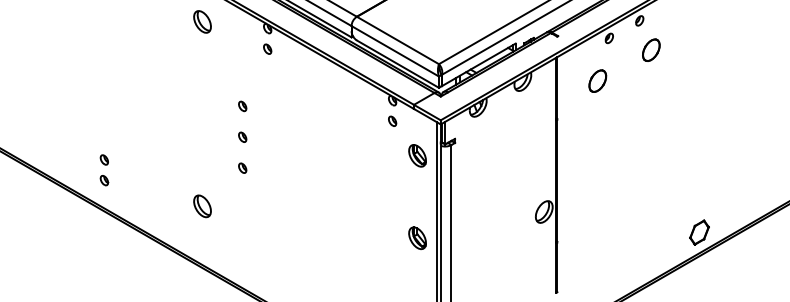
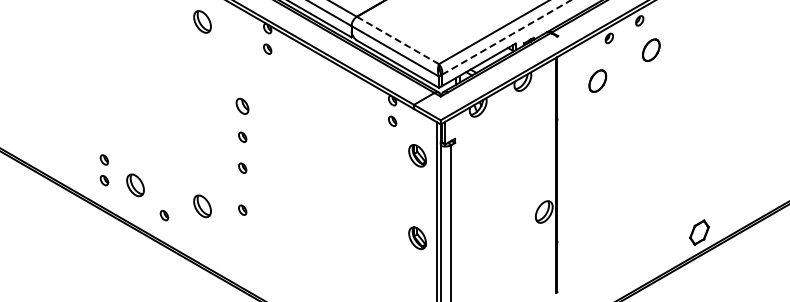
line: solid -> dashed (507, 37)
line: solid -> dashed (398, 40)
part size: 10x13 px -> 15x18 px (242, 105)
part: none -> present (135, 185)
part: none -> present (242, 209)
part: none -> present (164, 215)
